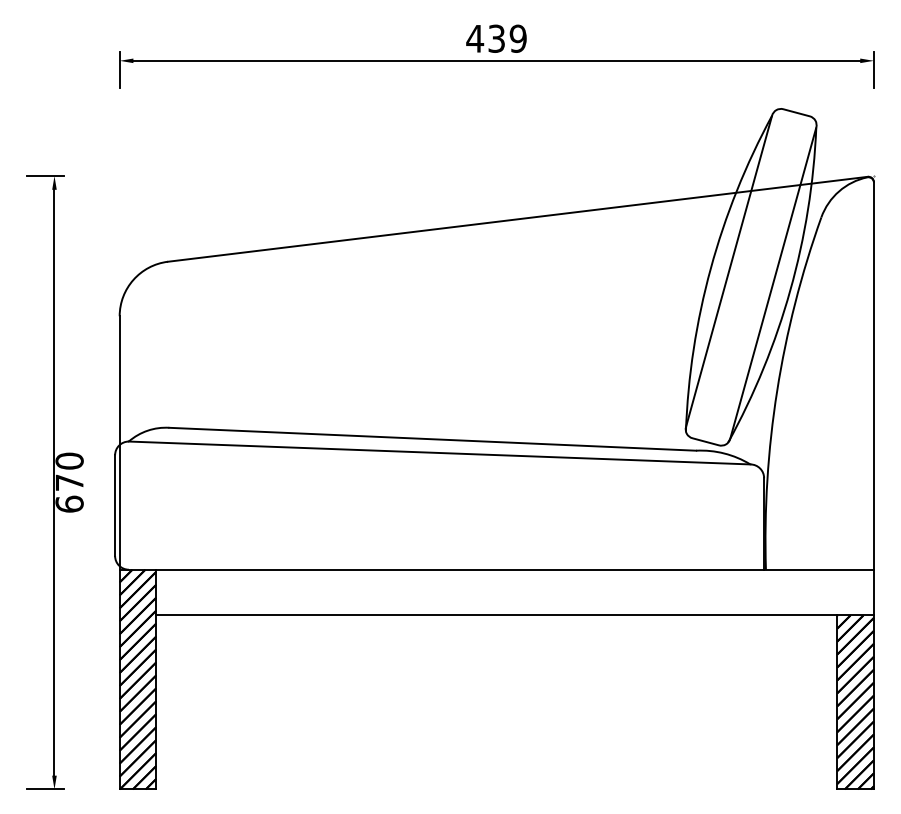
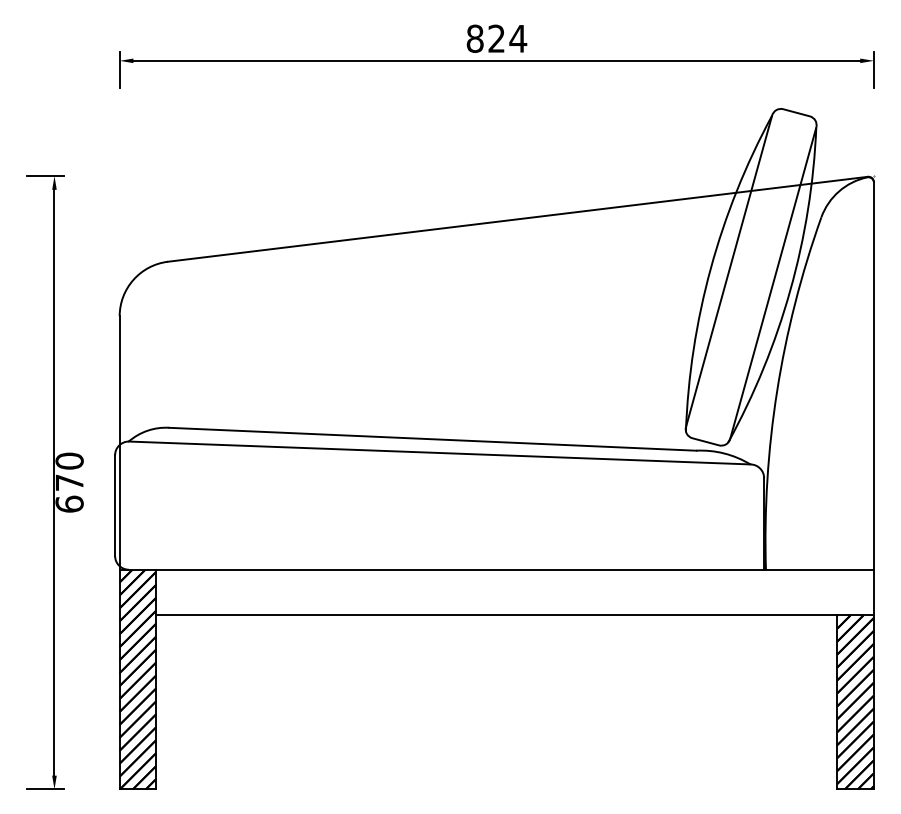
text: 439 -> 824 (496, 38)
